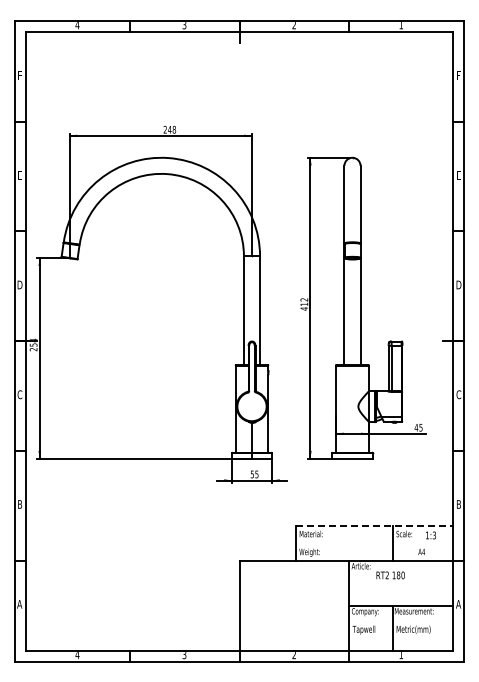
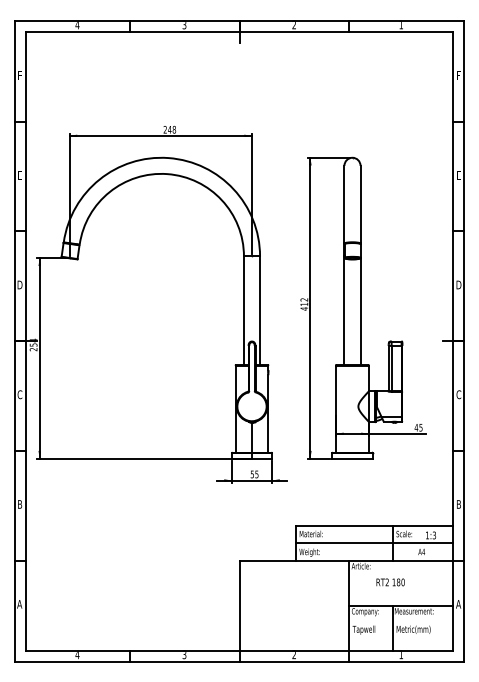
line: dashed -> solid (374, 525)
line: none -> present (374, 543)
text position: (390, 575) -> (390, 582) (390, 582)
